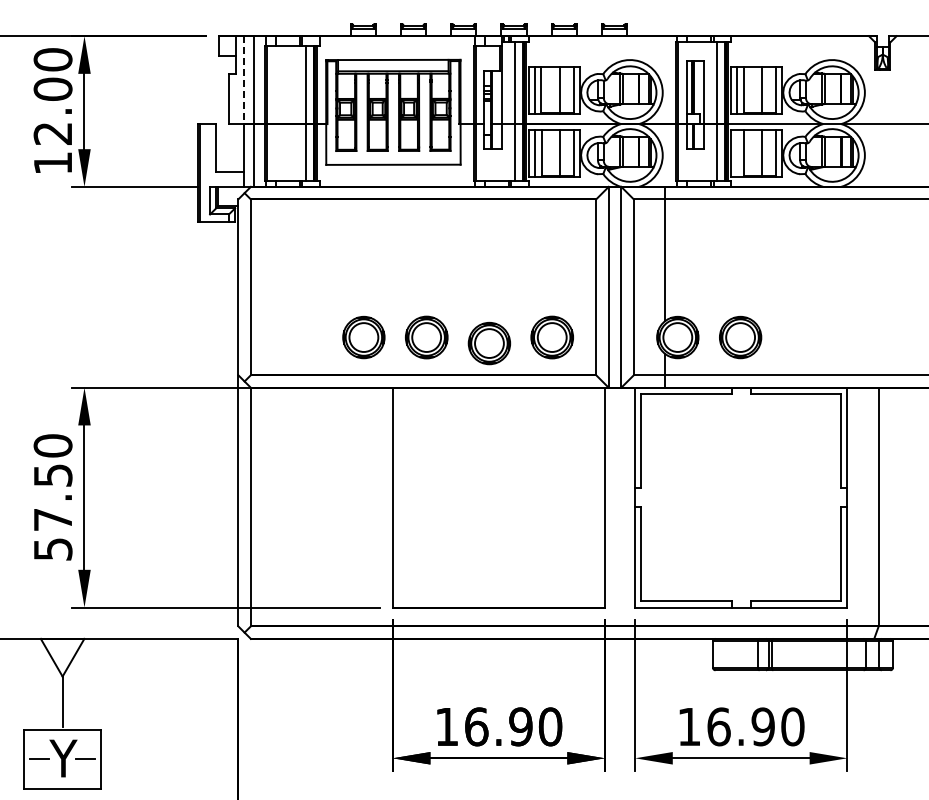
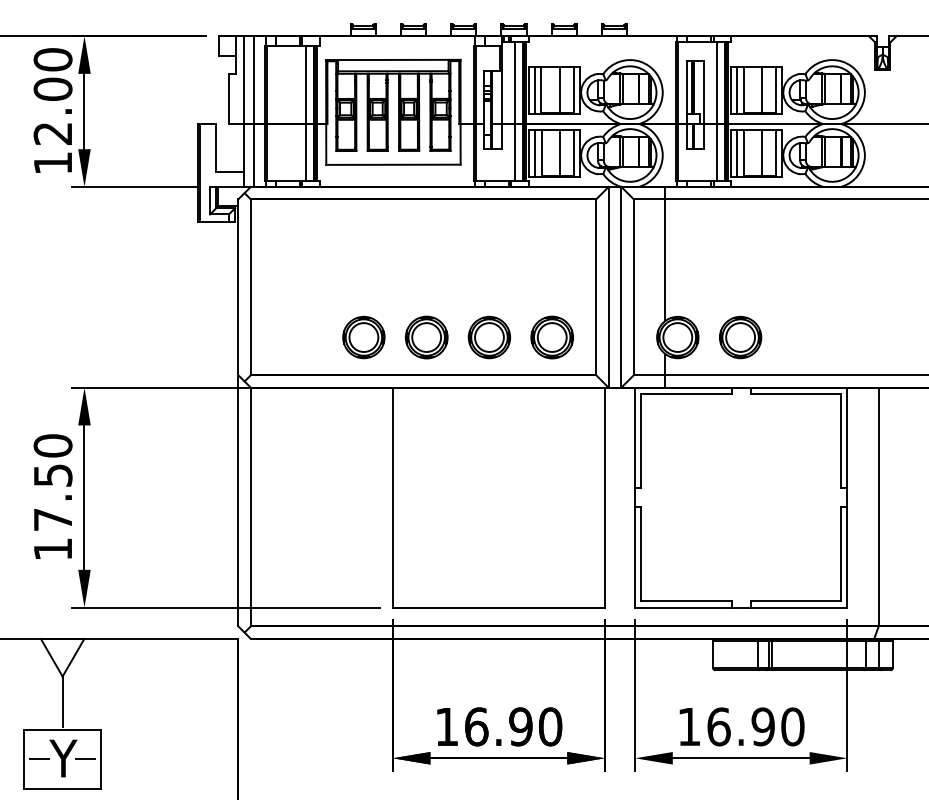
line: dashed -> solid (243, 80)
line: none -> present (736, 152)
part position: (489, 343) -> (489, 337) (489, 337)
text: 57.50 -> 17.50 (53, 549)
